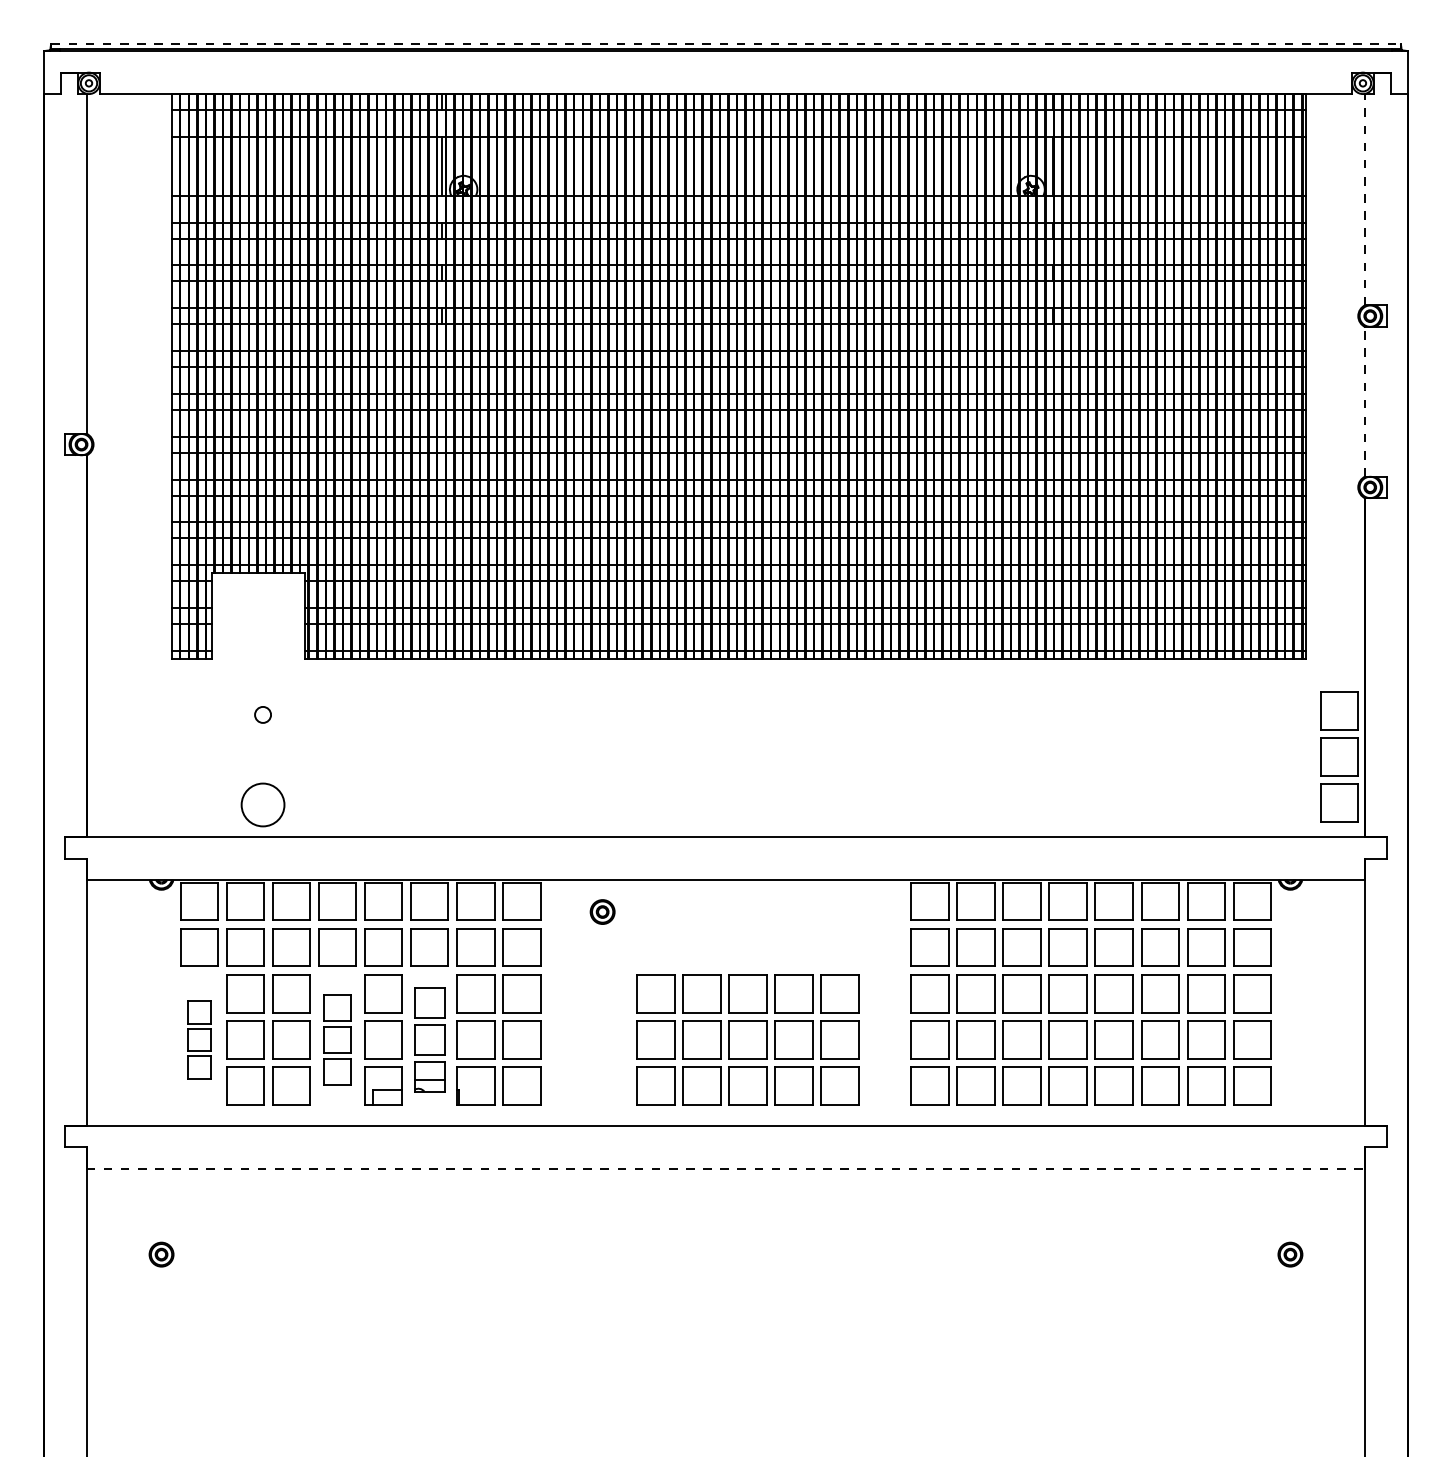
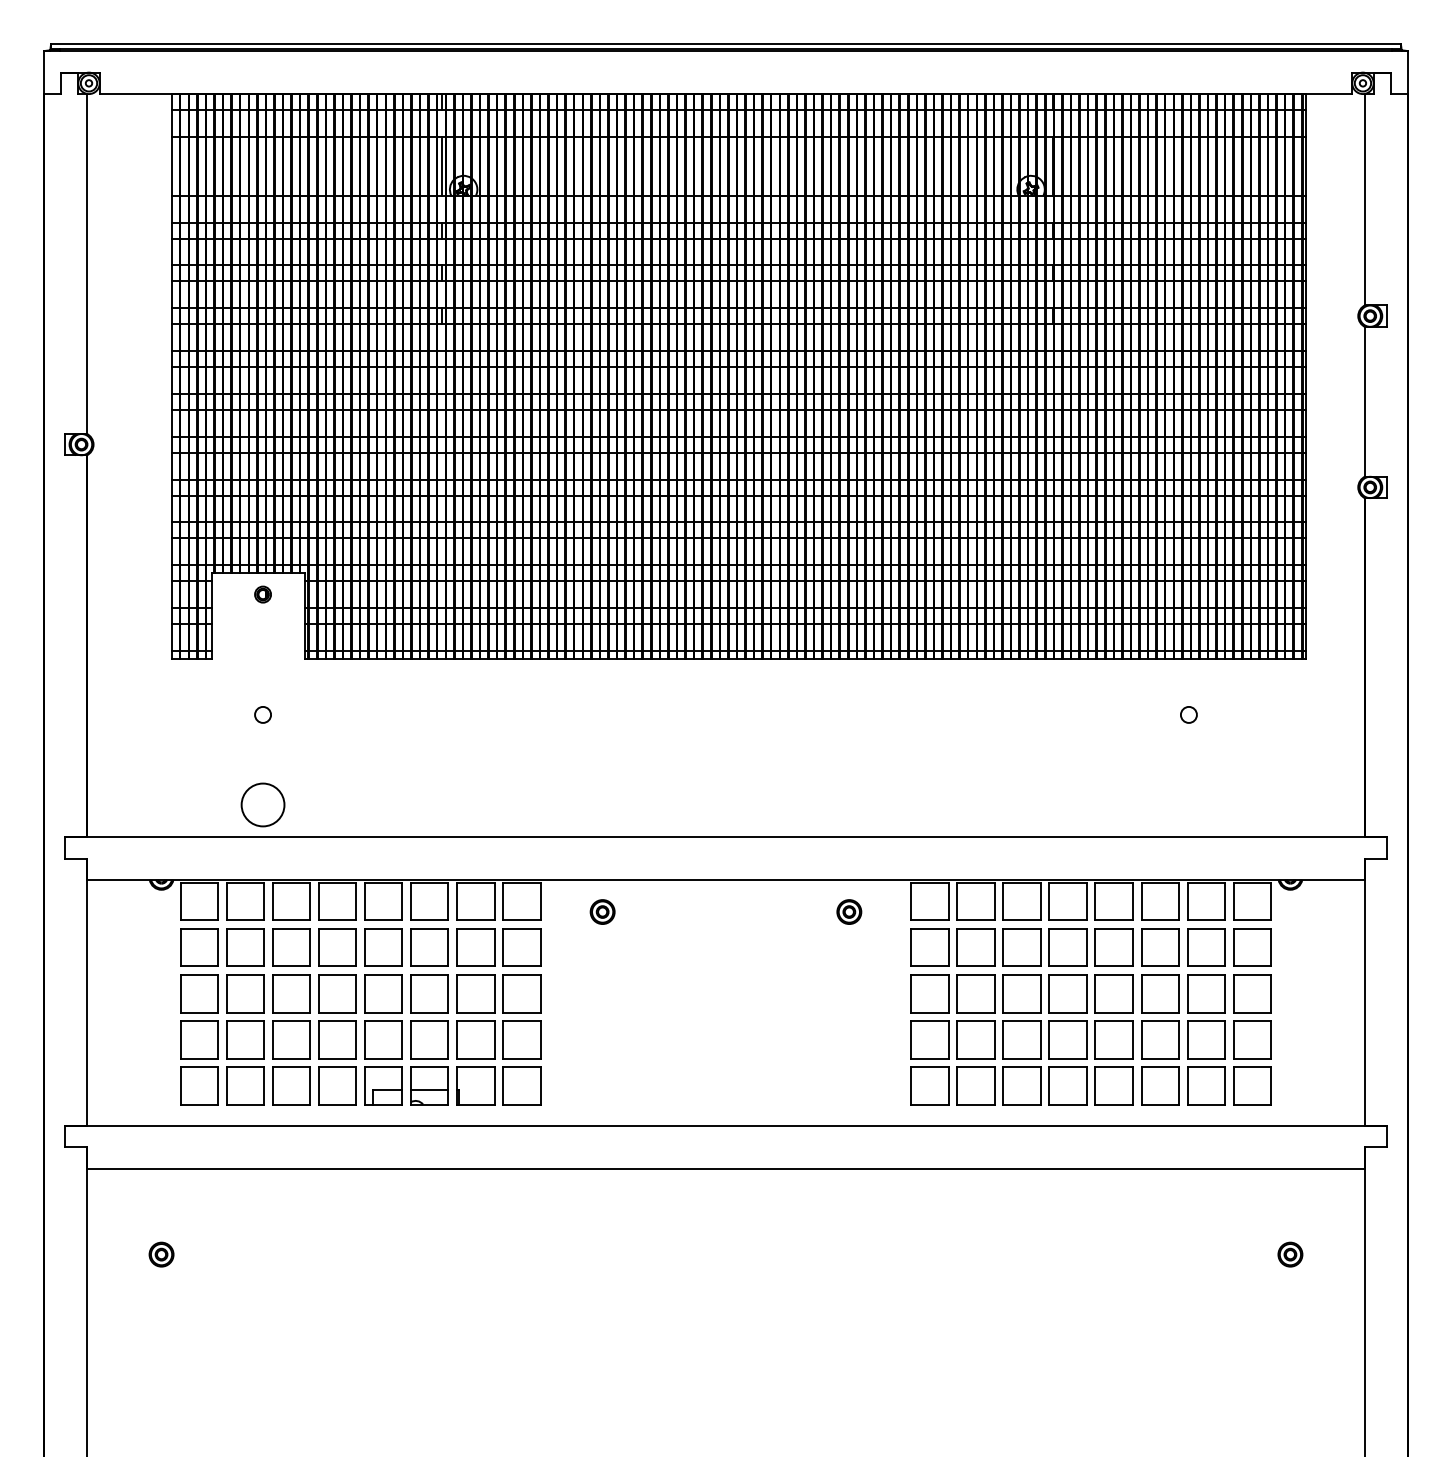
line: dashed -> solid (725, 43)
line: dashed -> solid (1365, 199)
line: dashed -> solid (1365, 401)
part: none -> present (262, 594)
circle: none -> present (1188, 714)
part: present -> none (1339, 756)
part: none -> present (849, 911)
part size: 25x80 px -> 39x132 px (199, 1039)
part size: 29x92 px -> 39x132 px (337, 1039)
part size: 32x106 px -> 39x132 px (429, 1039)
part: present -> none (747, 1039)
line: dashed -> solid (726, 1168)
